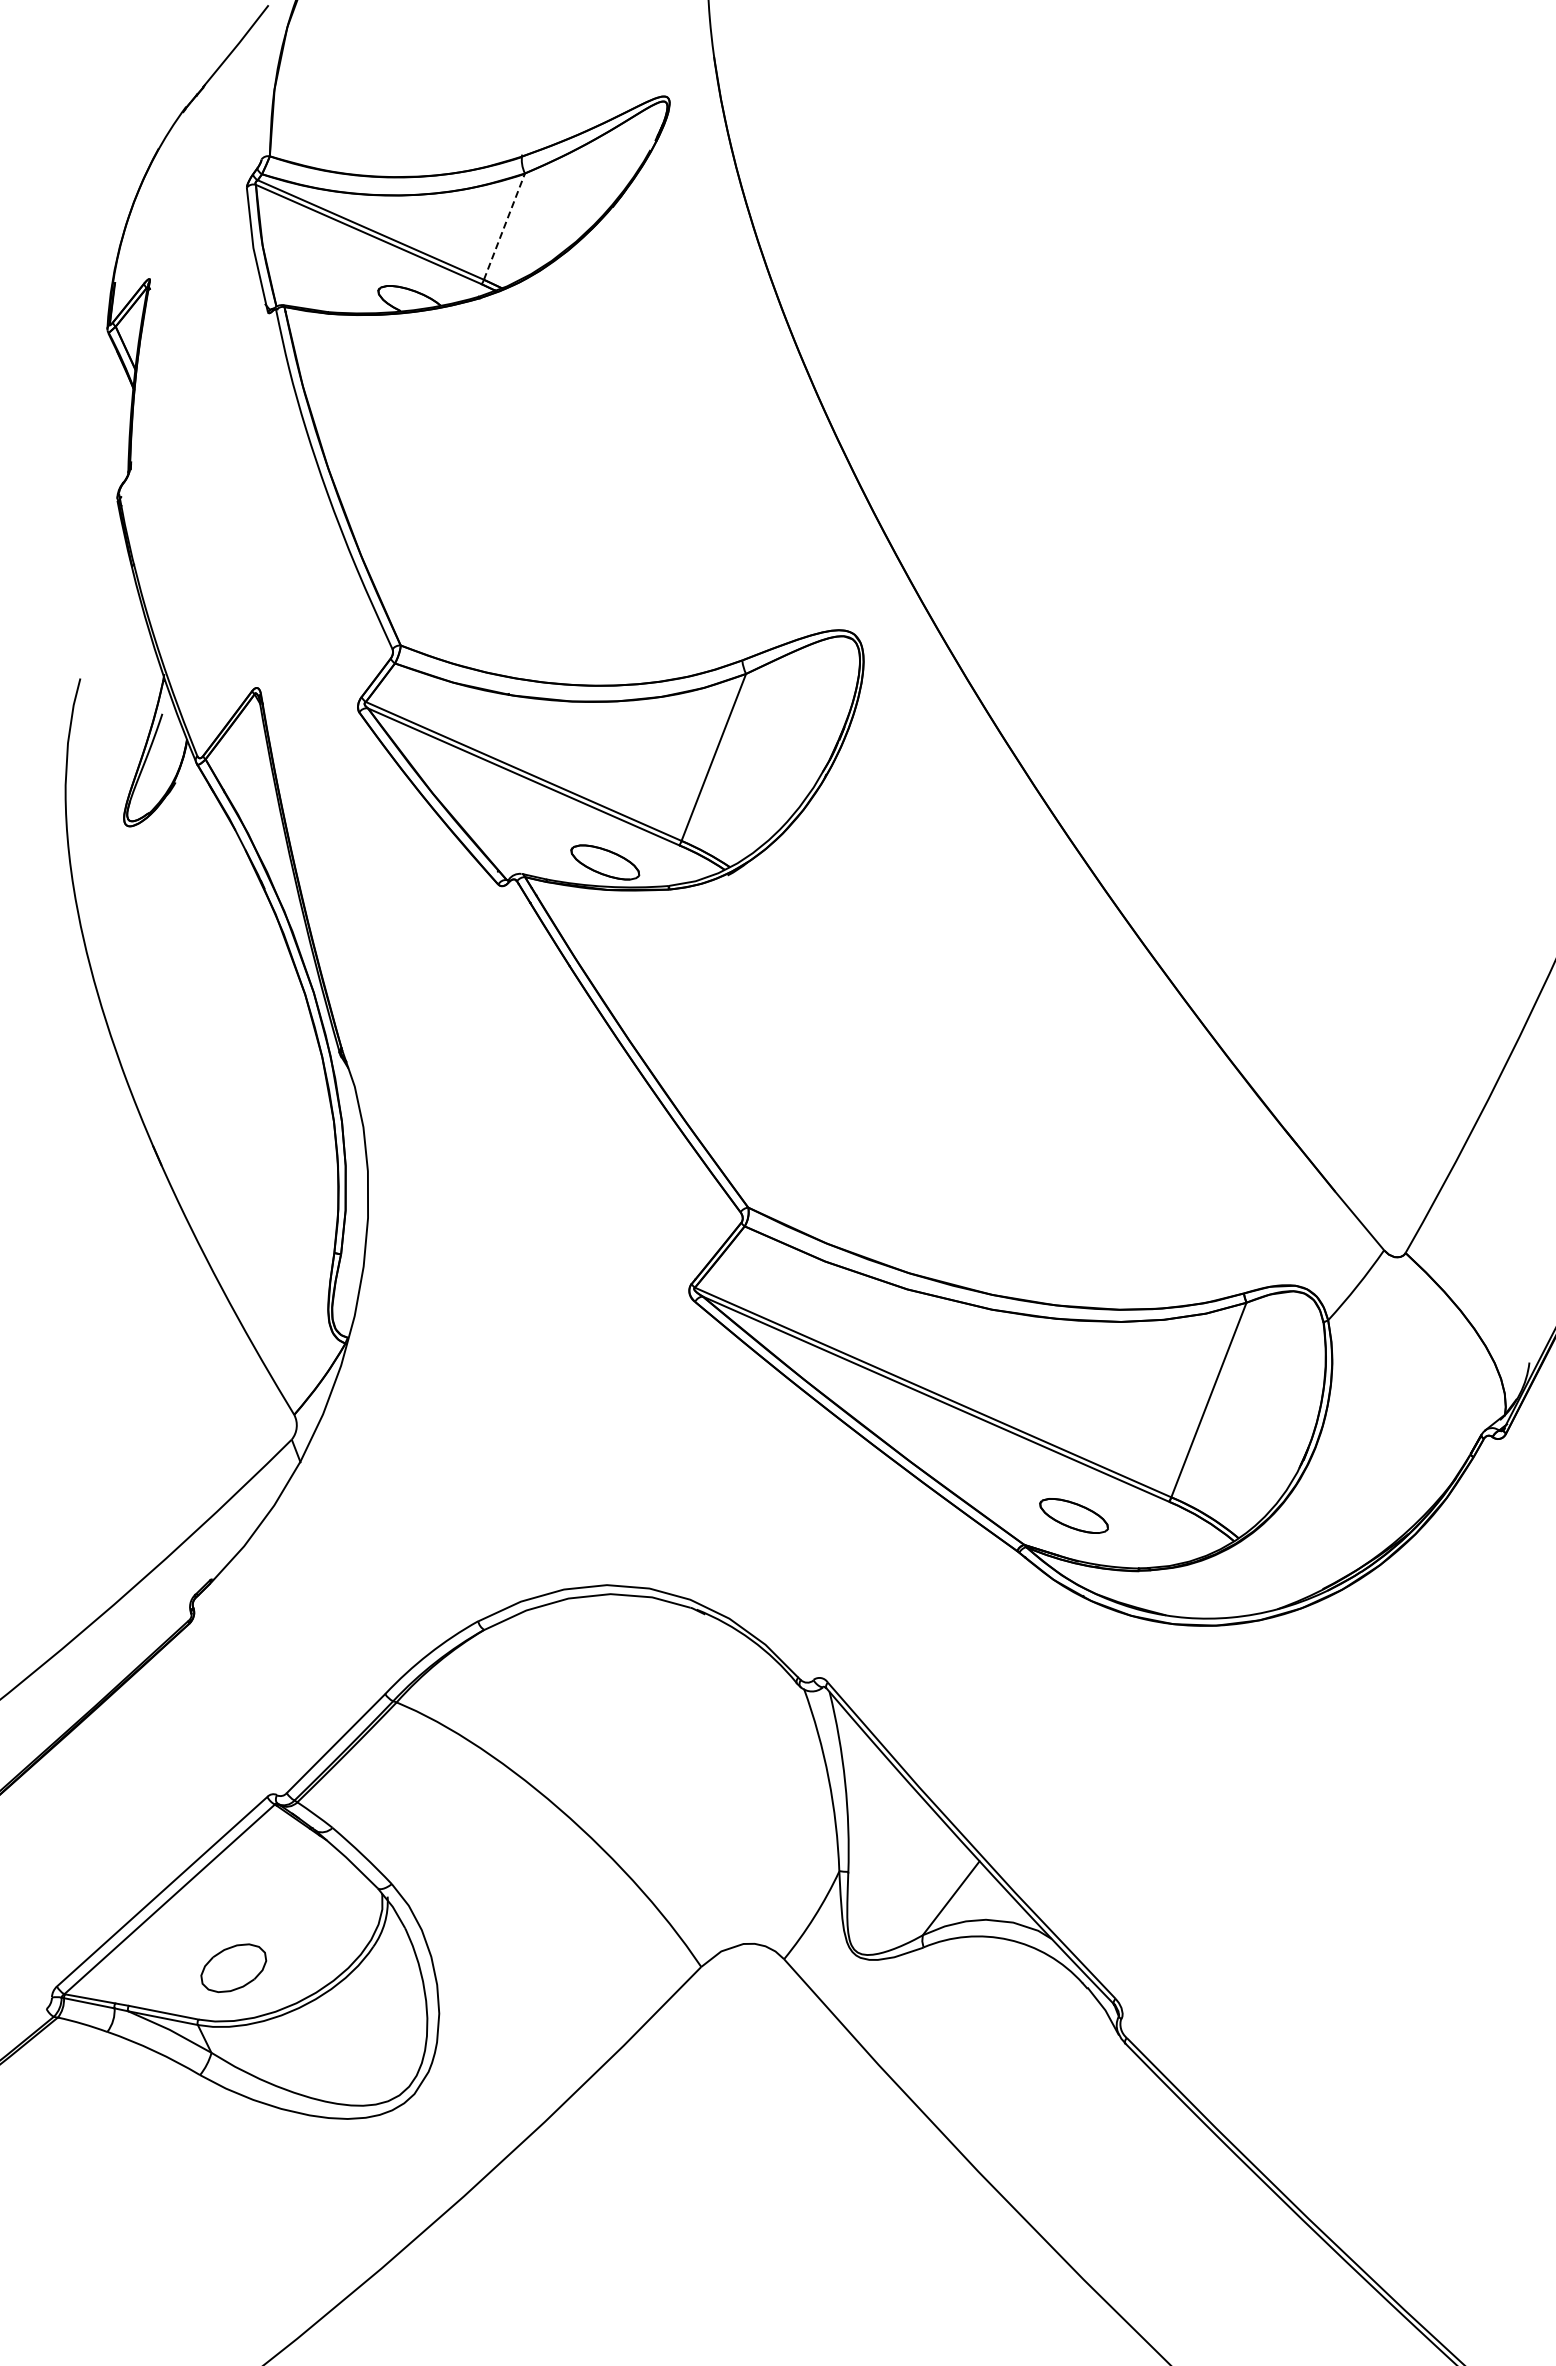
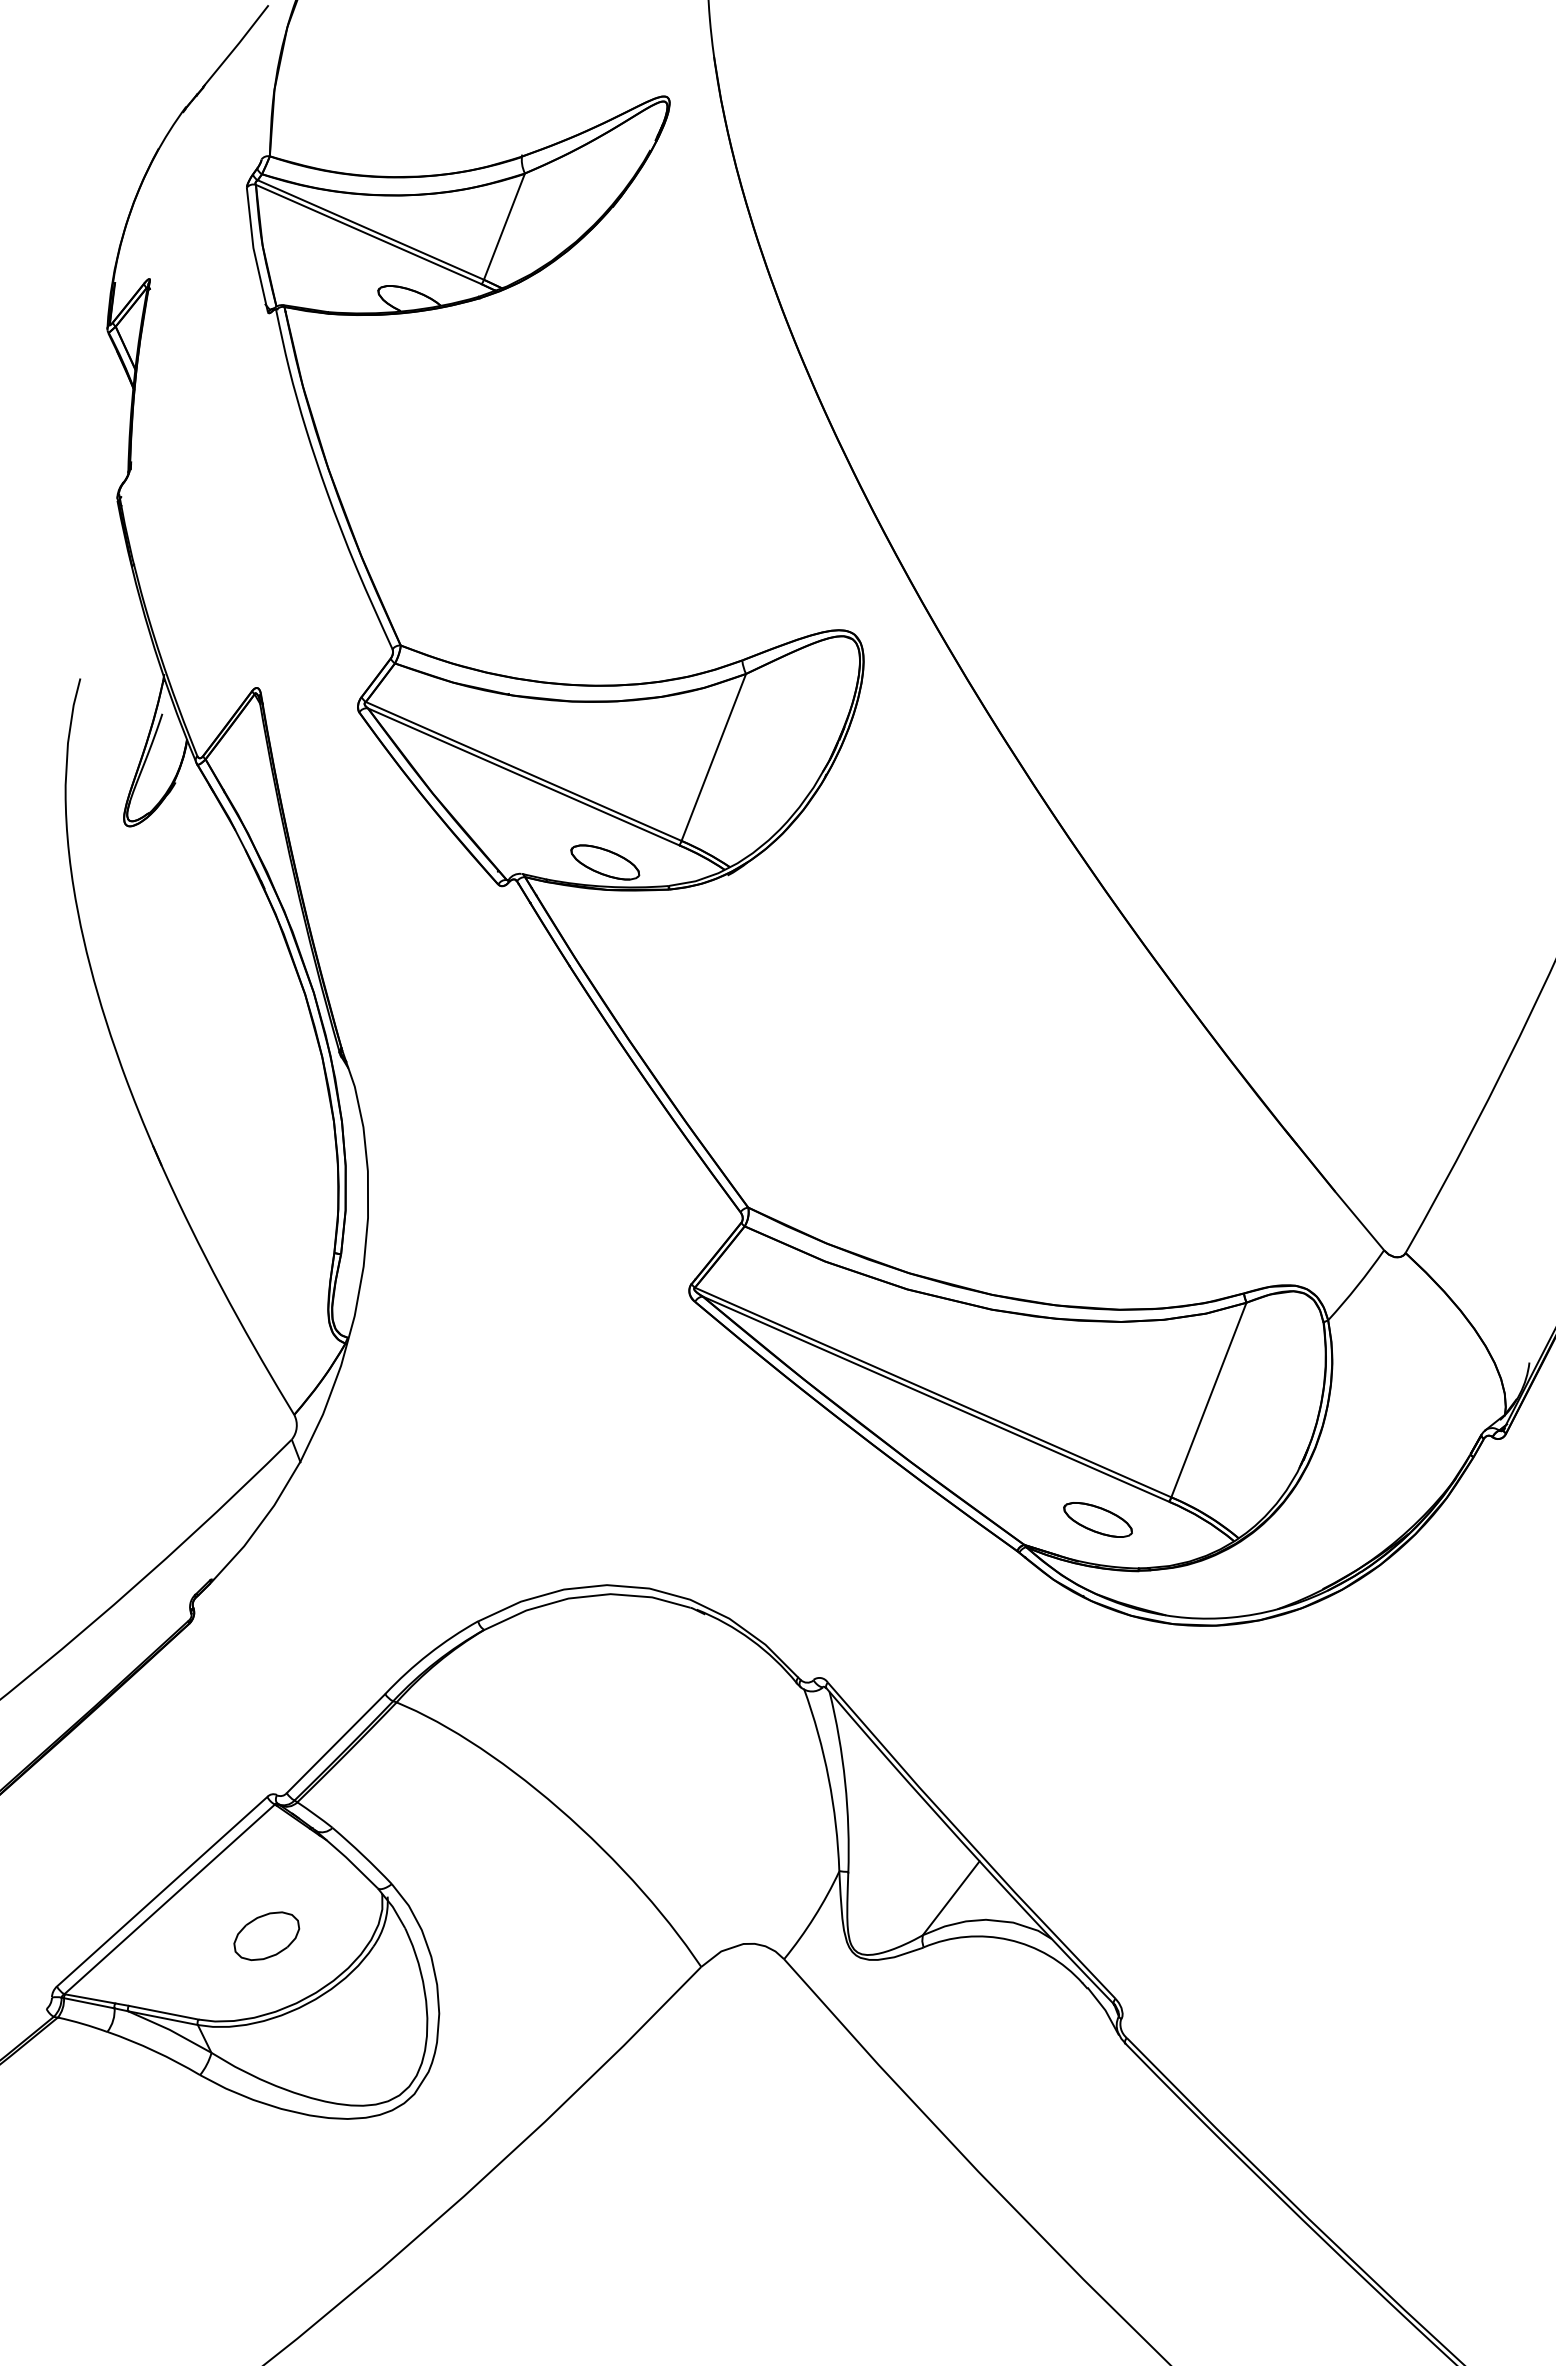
line: dashed -> solid (504, 226)
part position: (1073, 1515) -> (1097, 1519) (1097, 1519)
part position: (233, 1968) -> (266, 1936) (266, 1936)
